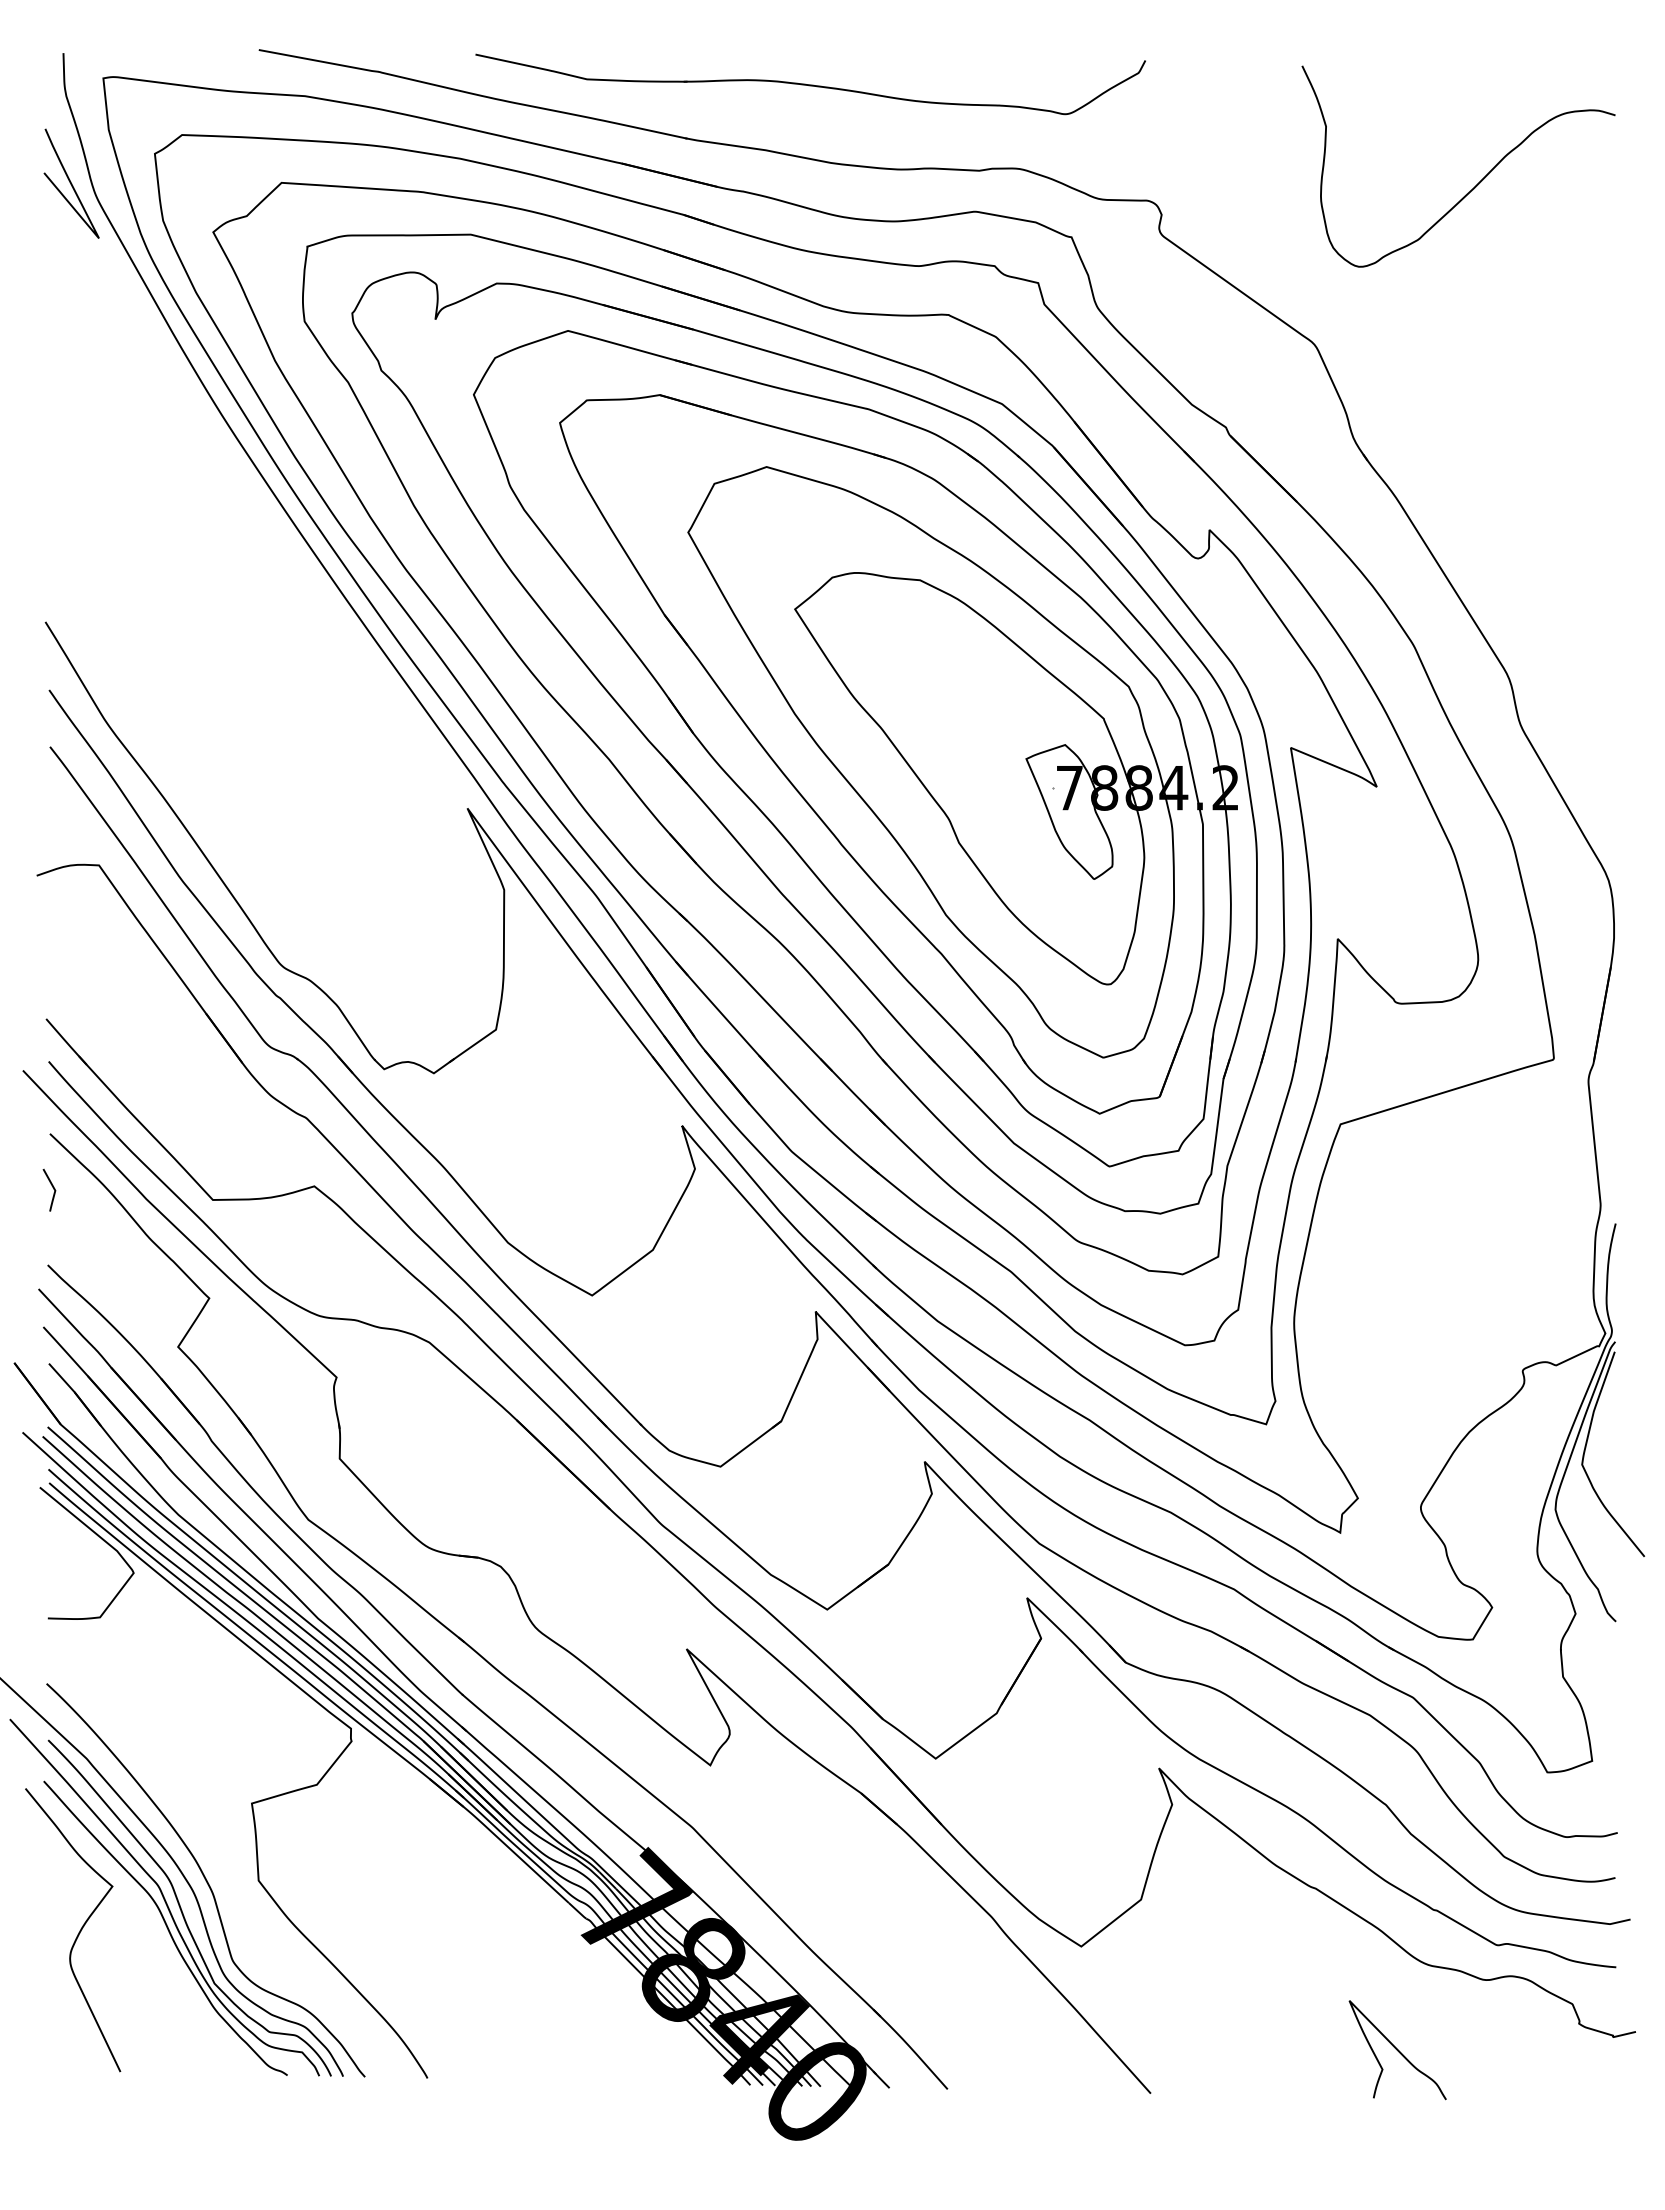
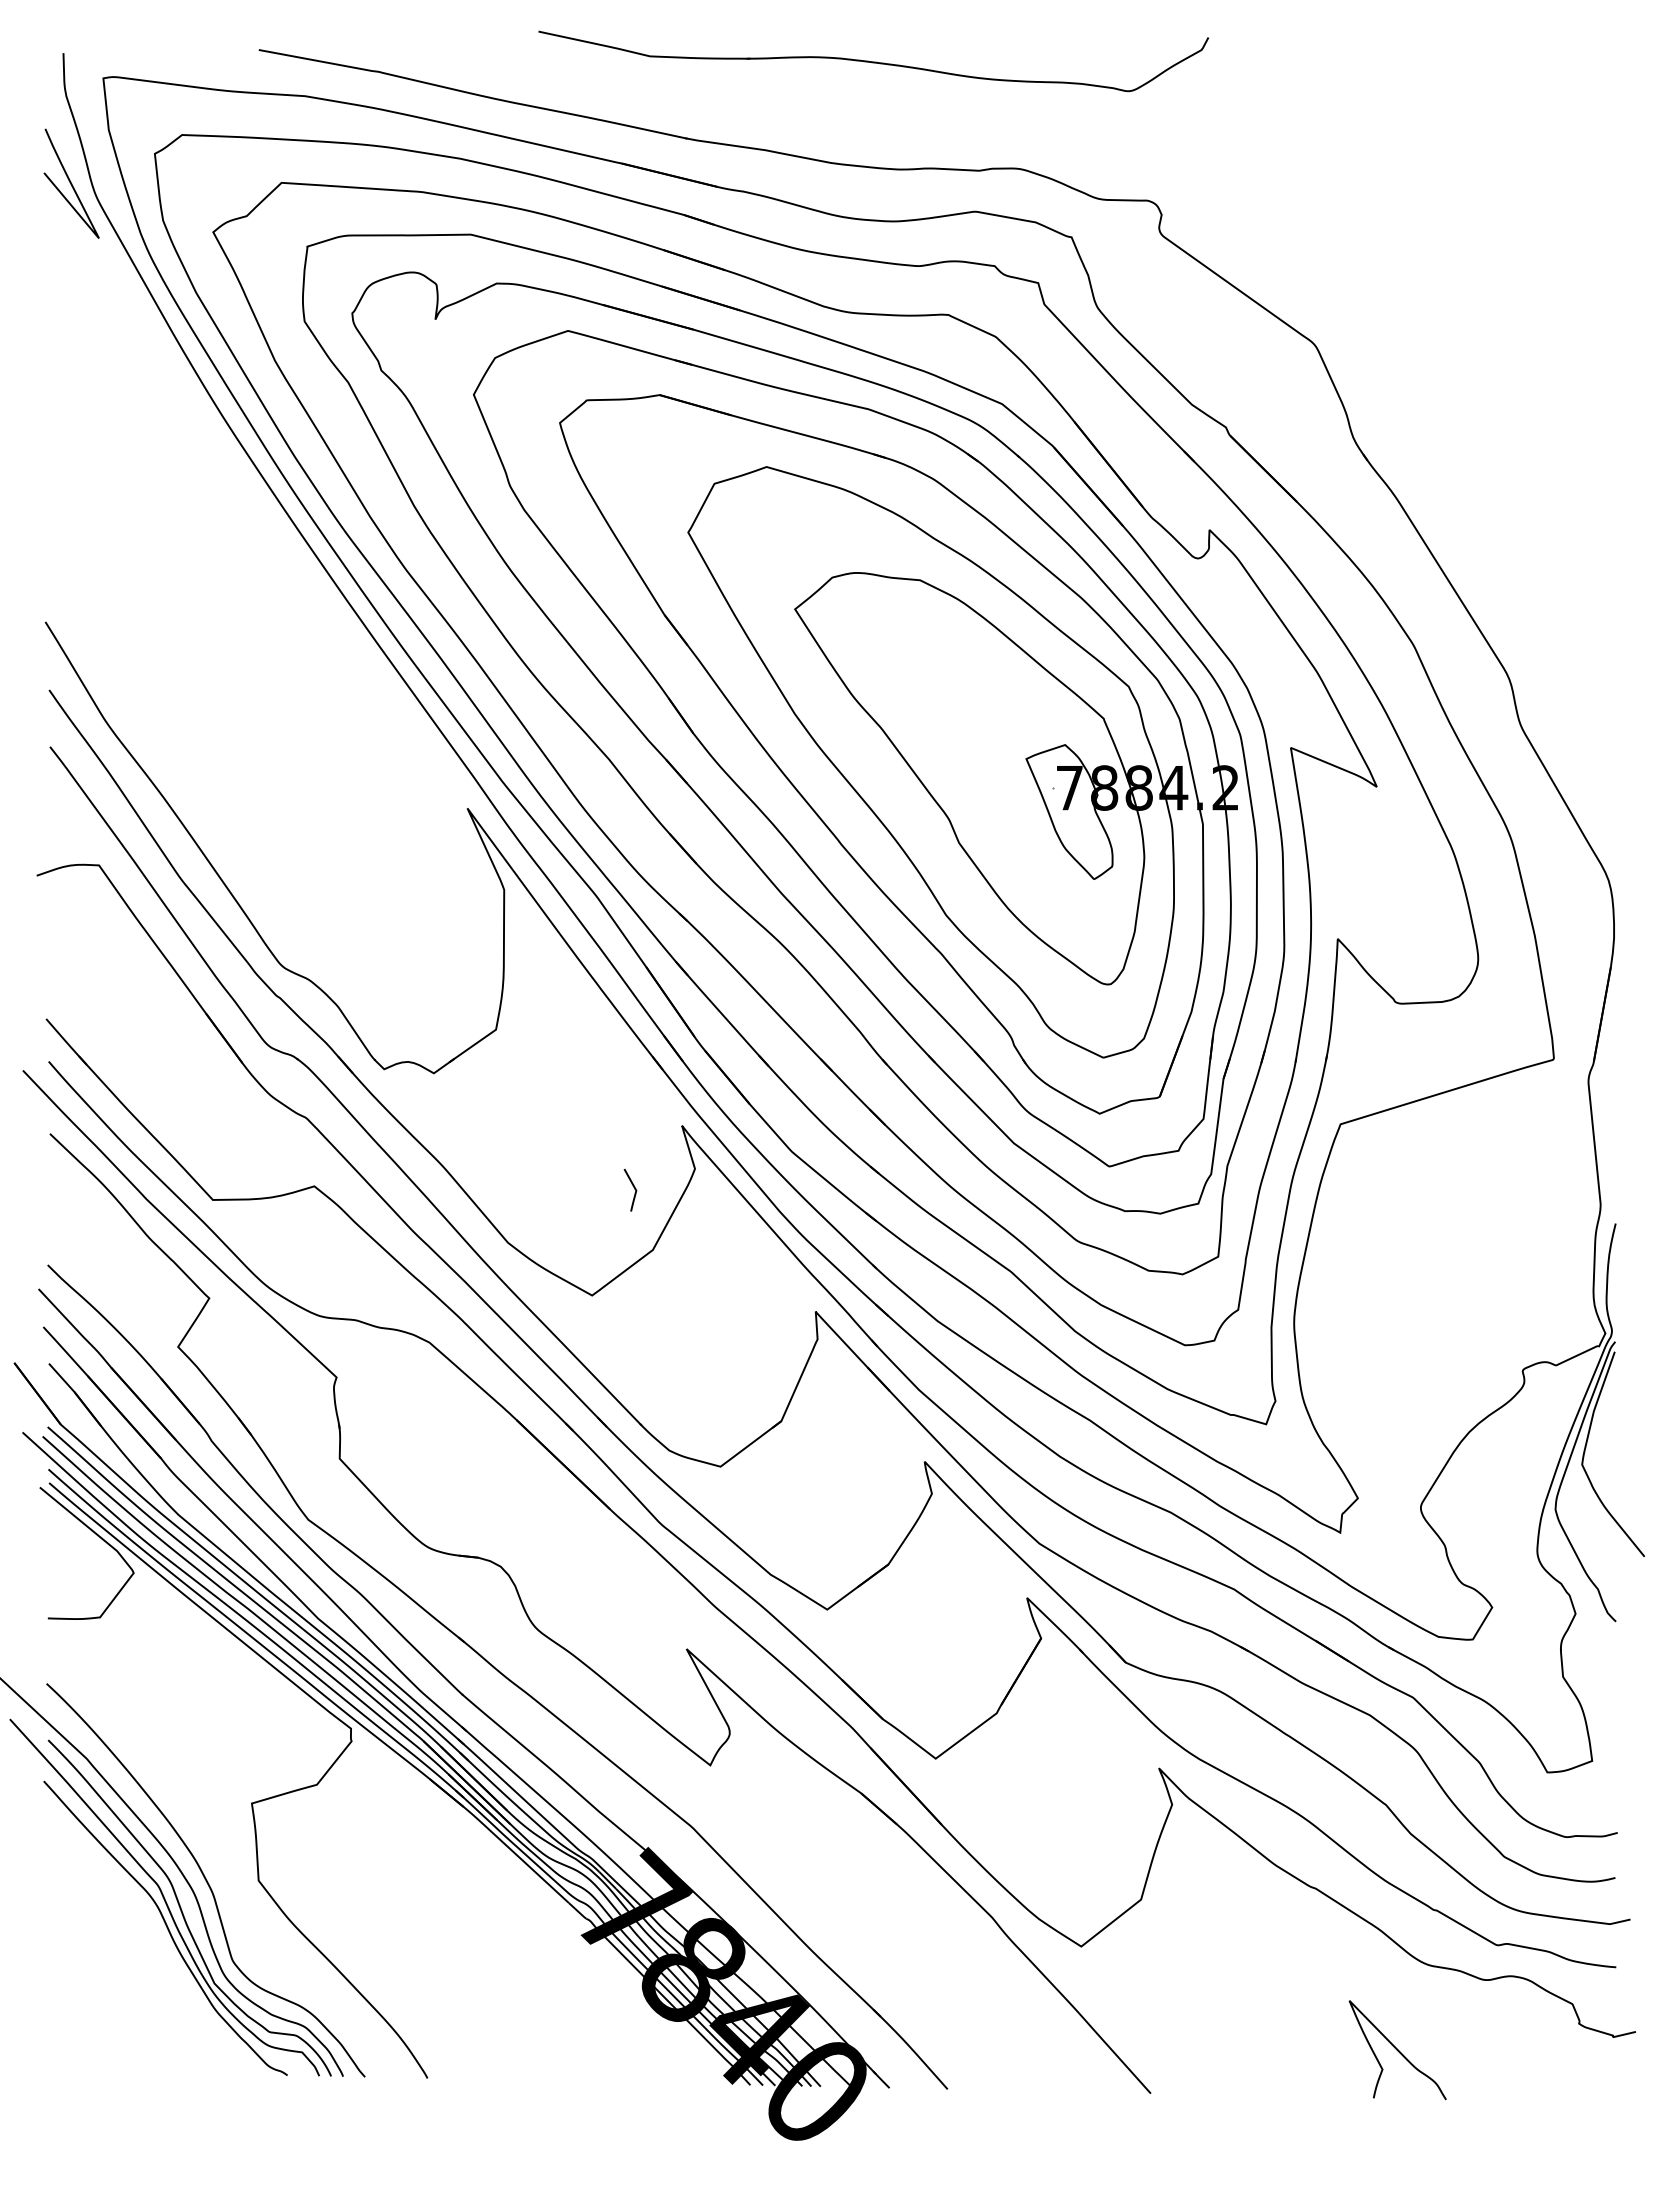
part position: (810, 84) -> (873, 61) (873, 61)
curve: present -> none (1476, 184)
line position: (52, 1187) -> (633, 1187) (633, 1187)
curve: present -> none (78, 1932)
